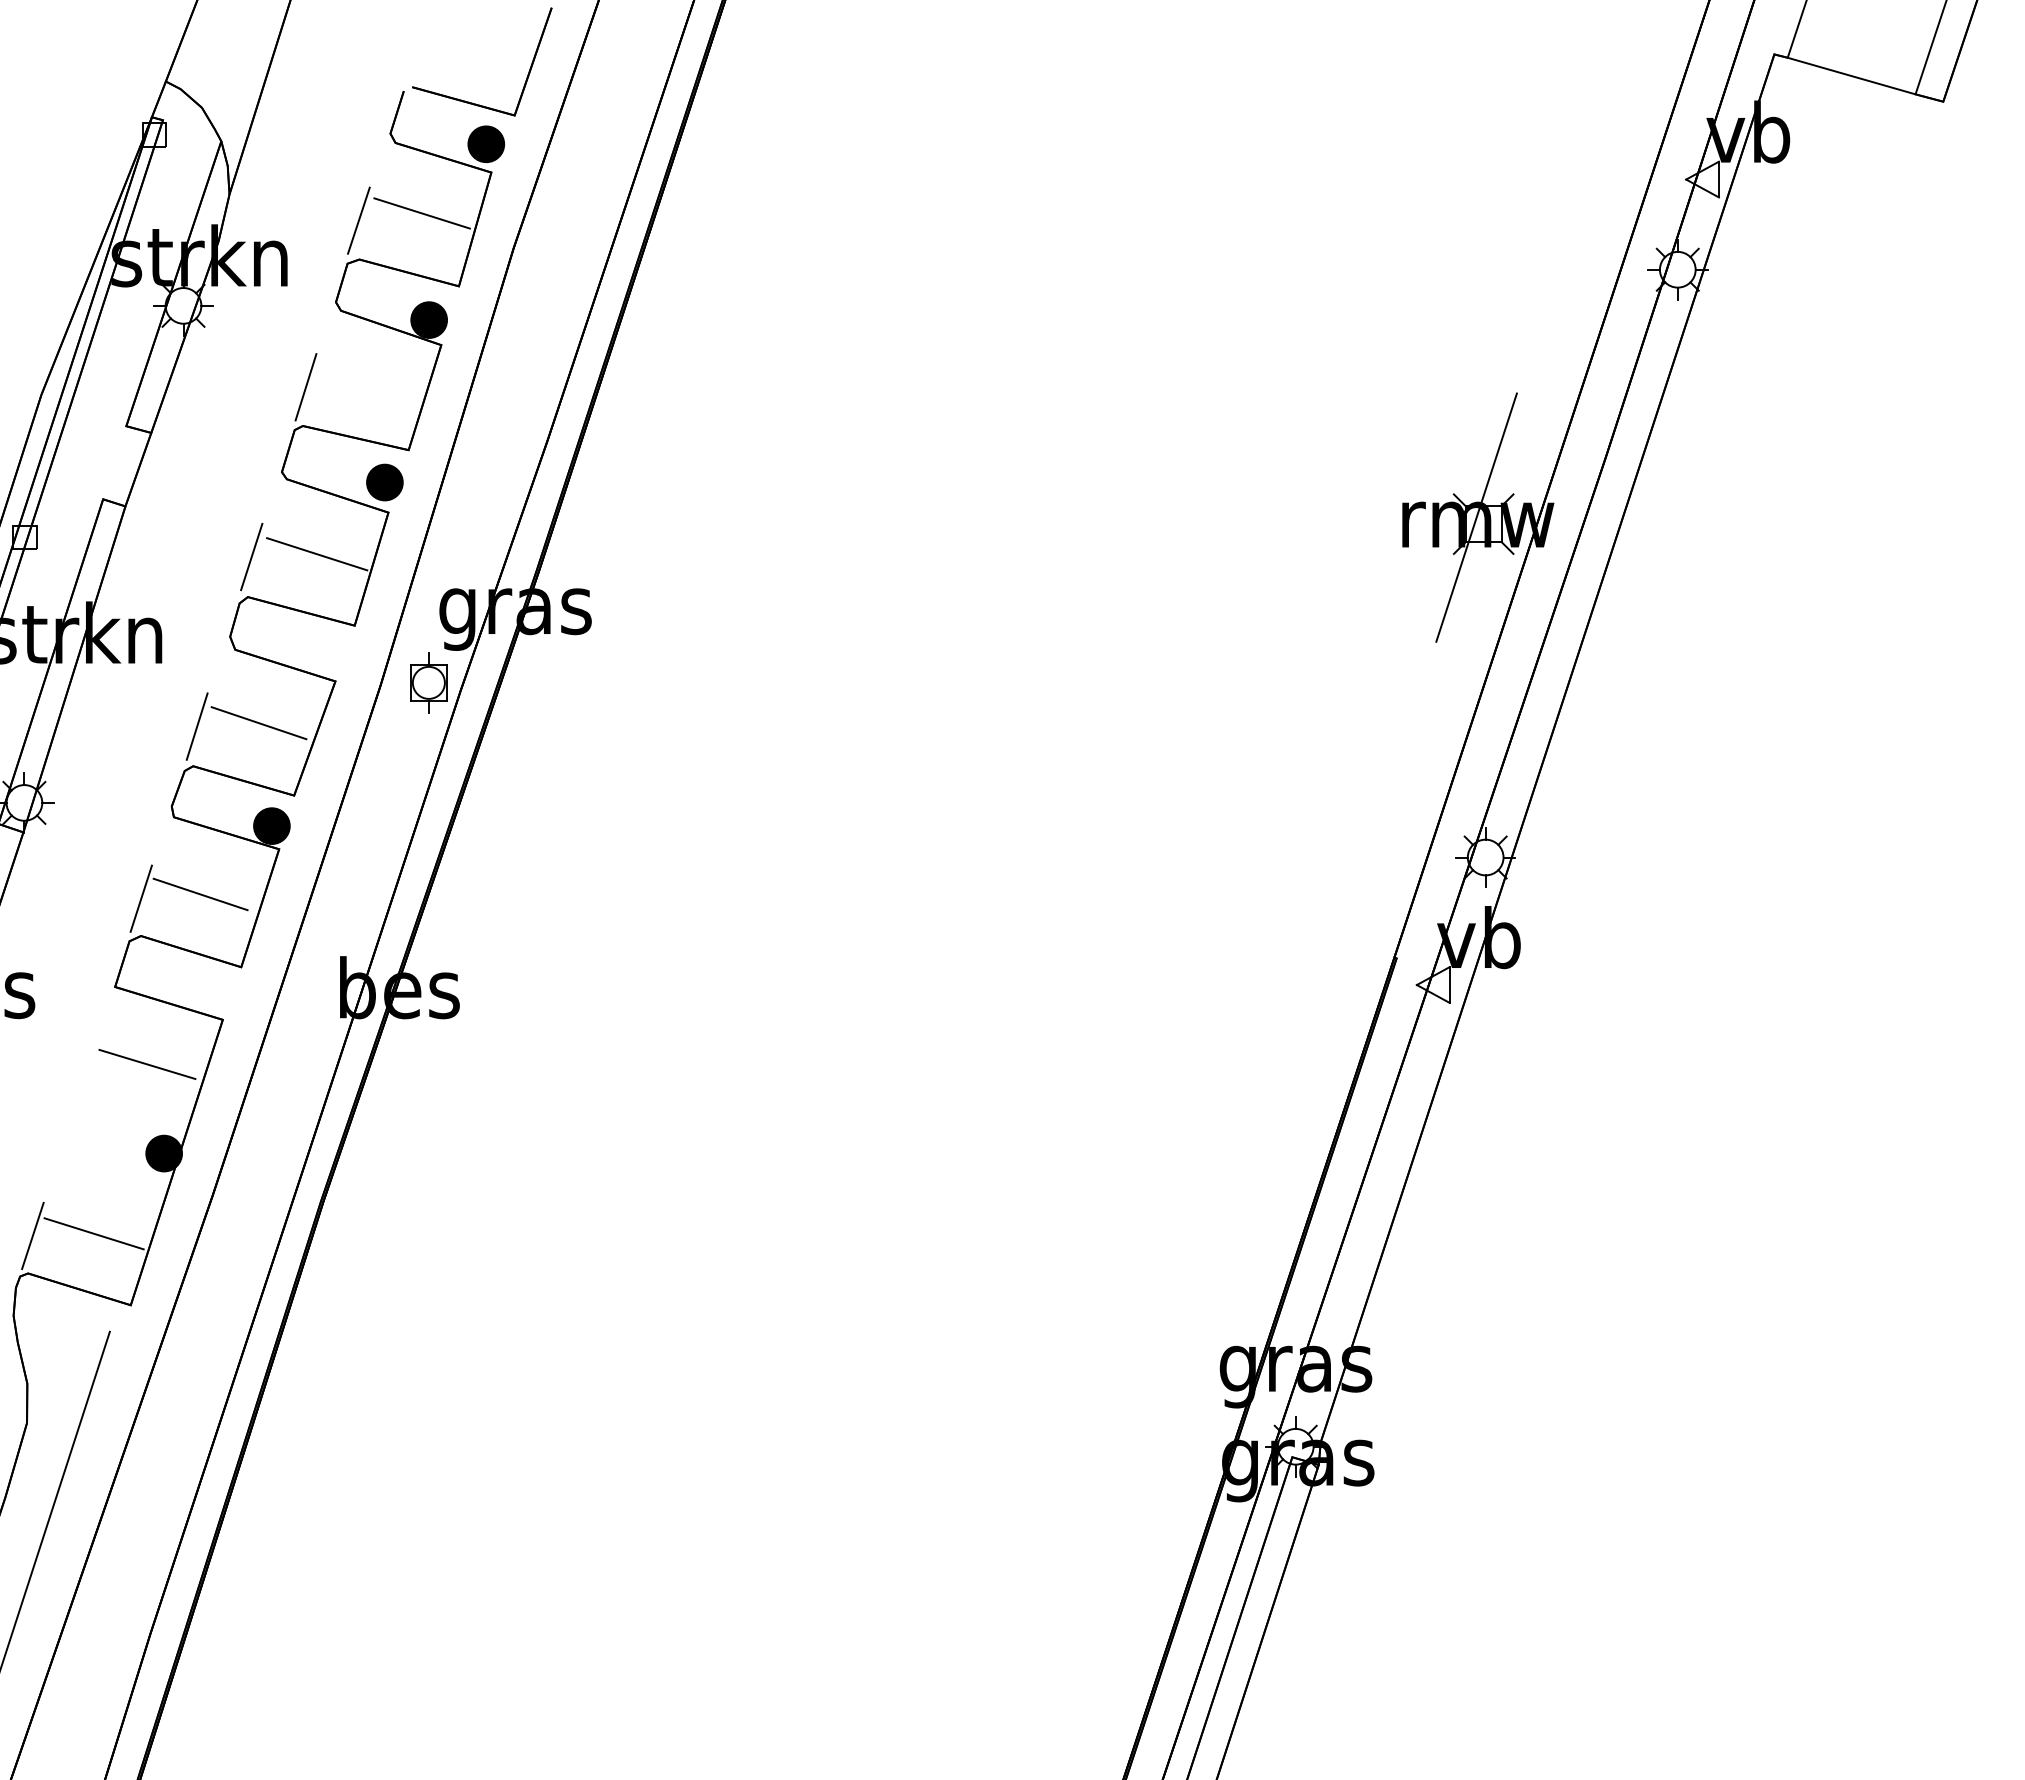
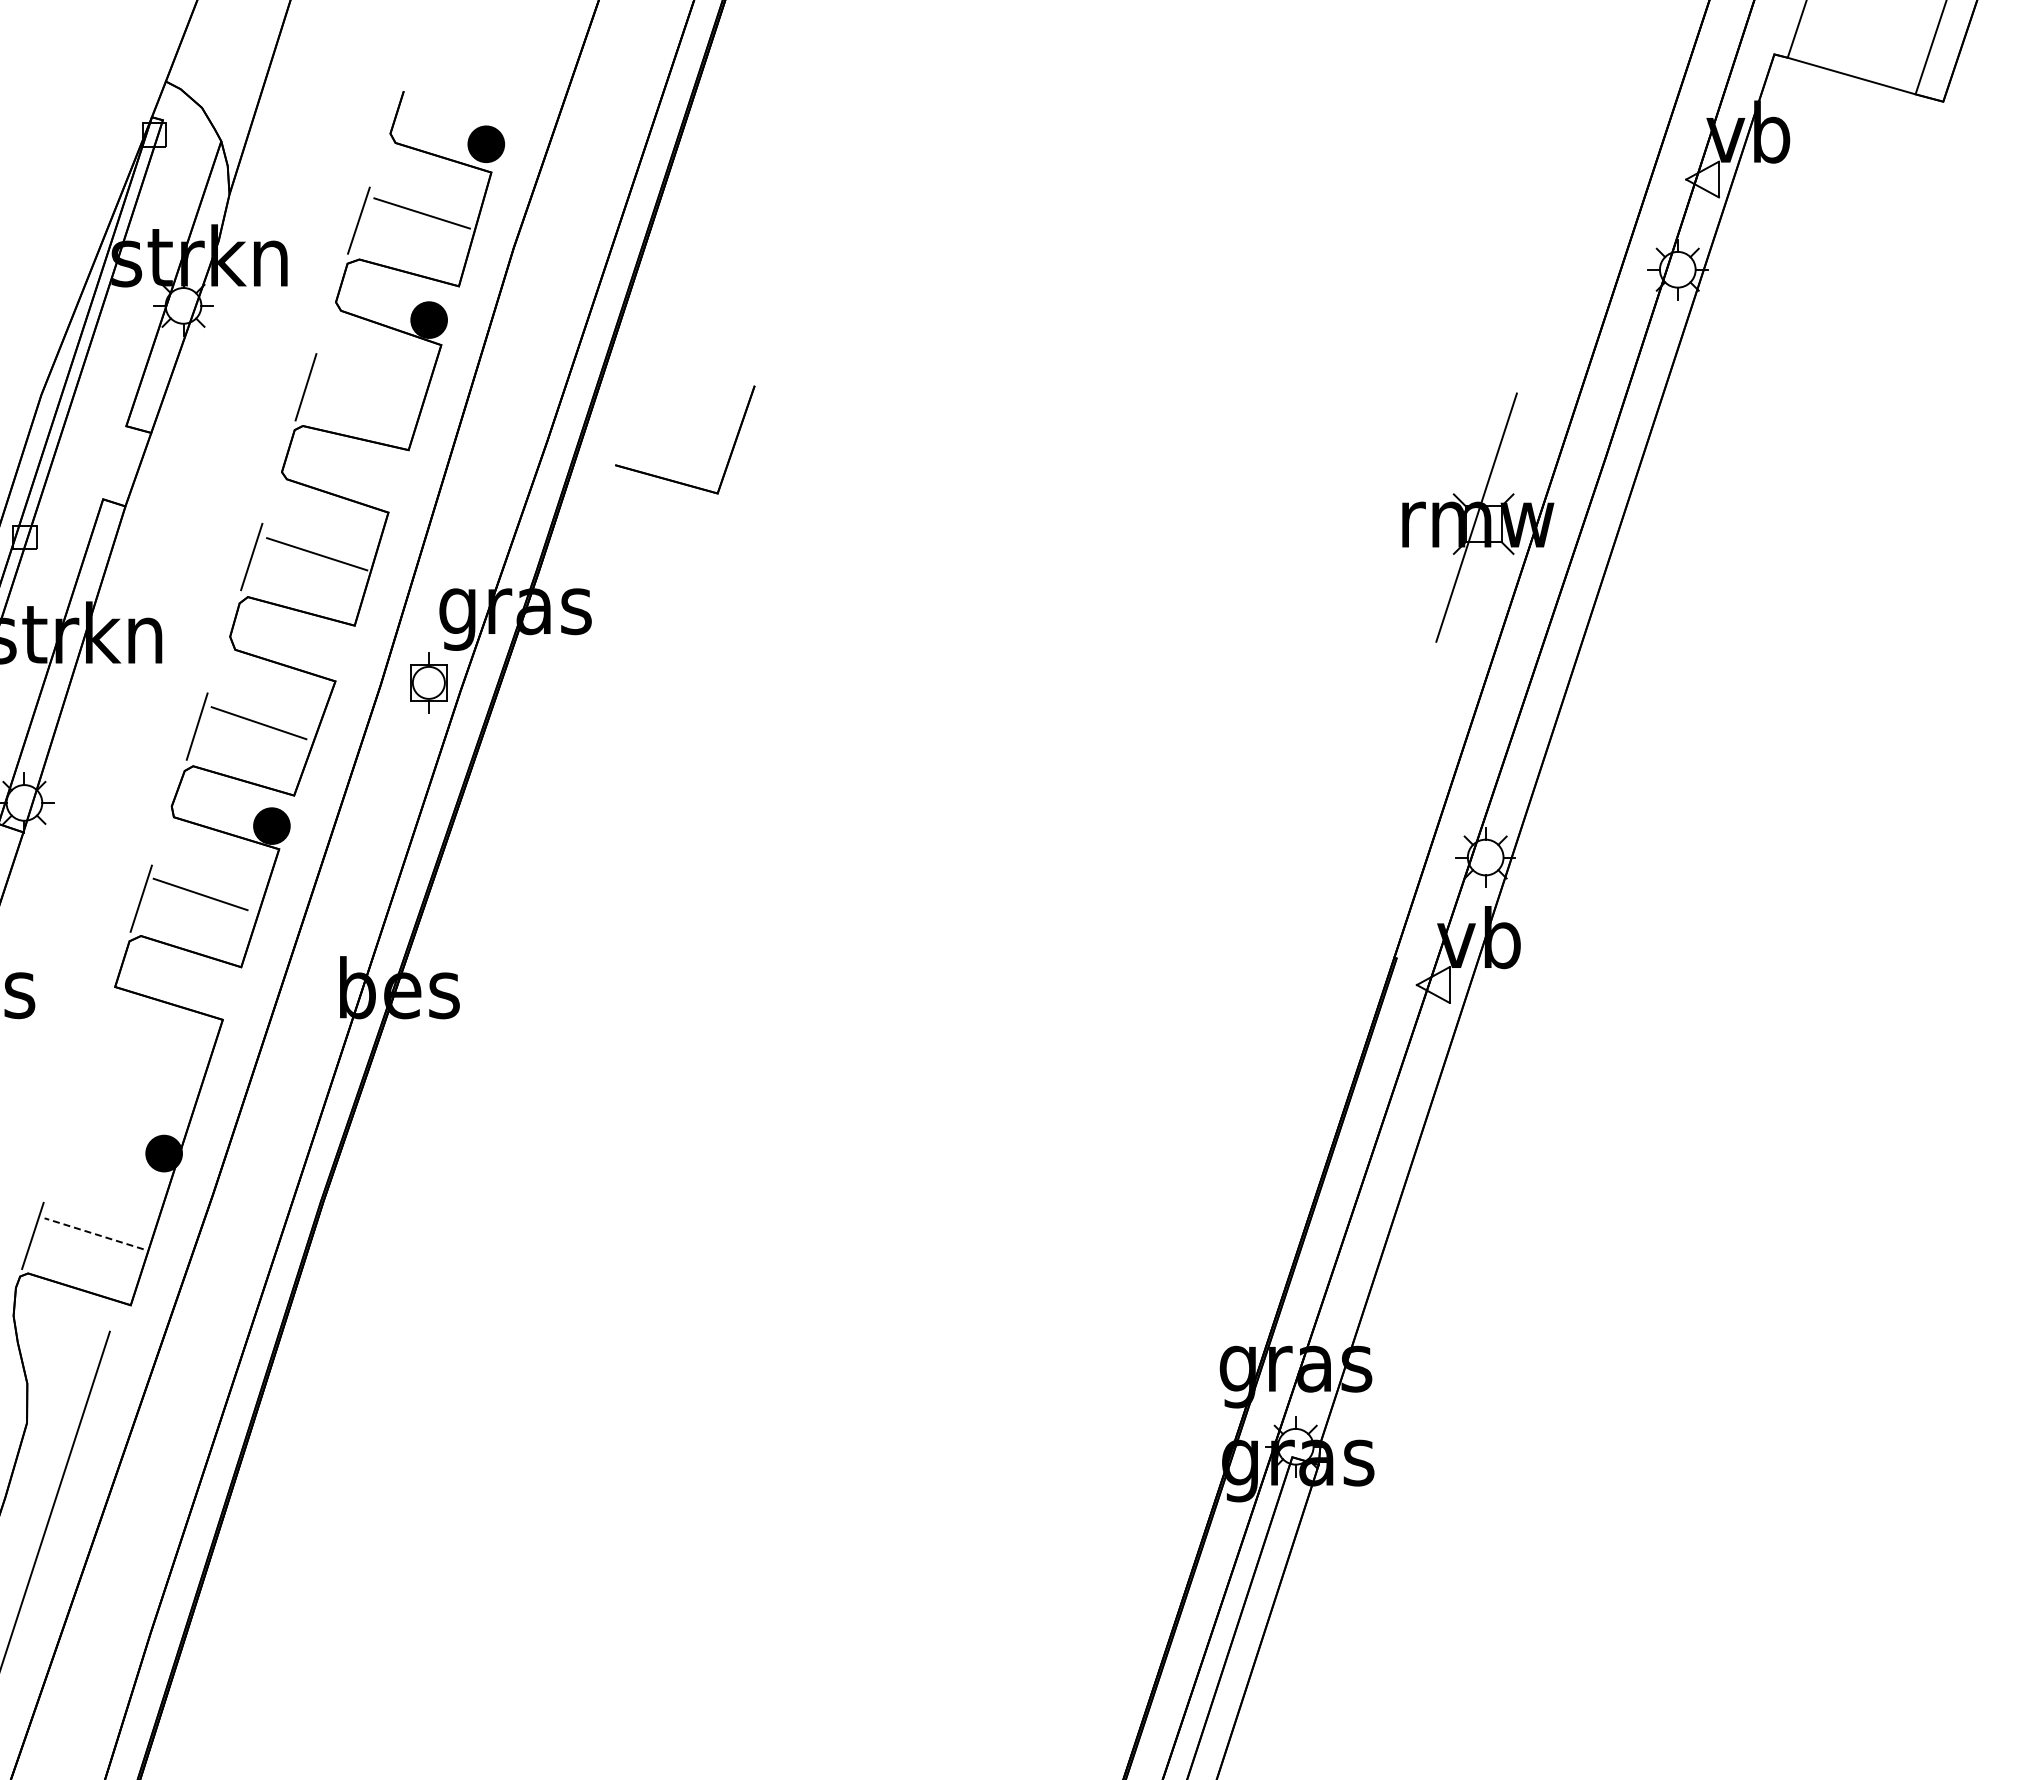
part position: (472, 102) -> (675, 480) (675, 480)
part: present -> none (384, 482)
line: present -> none (147, 1064)
line: solid -> dashed (94, 1233)
